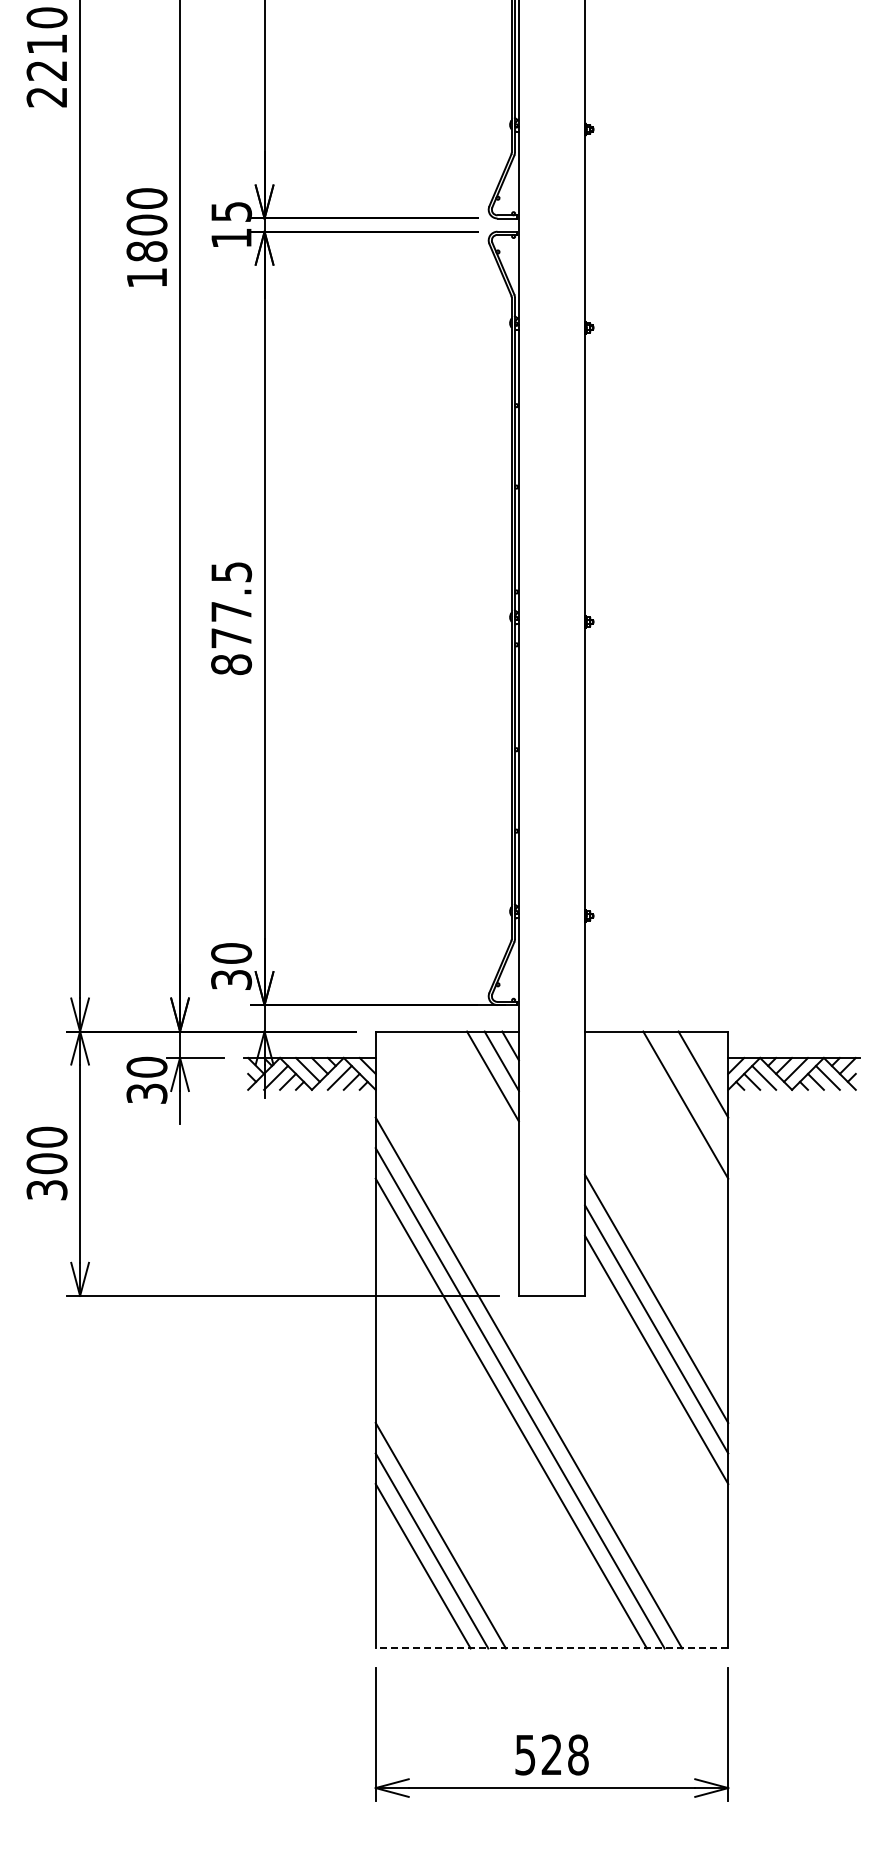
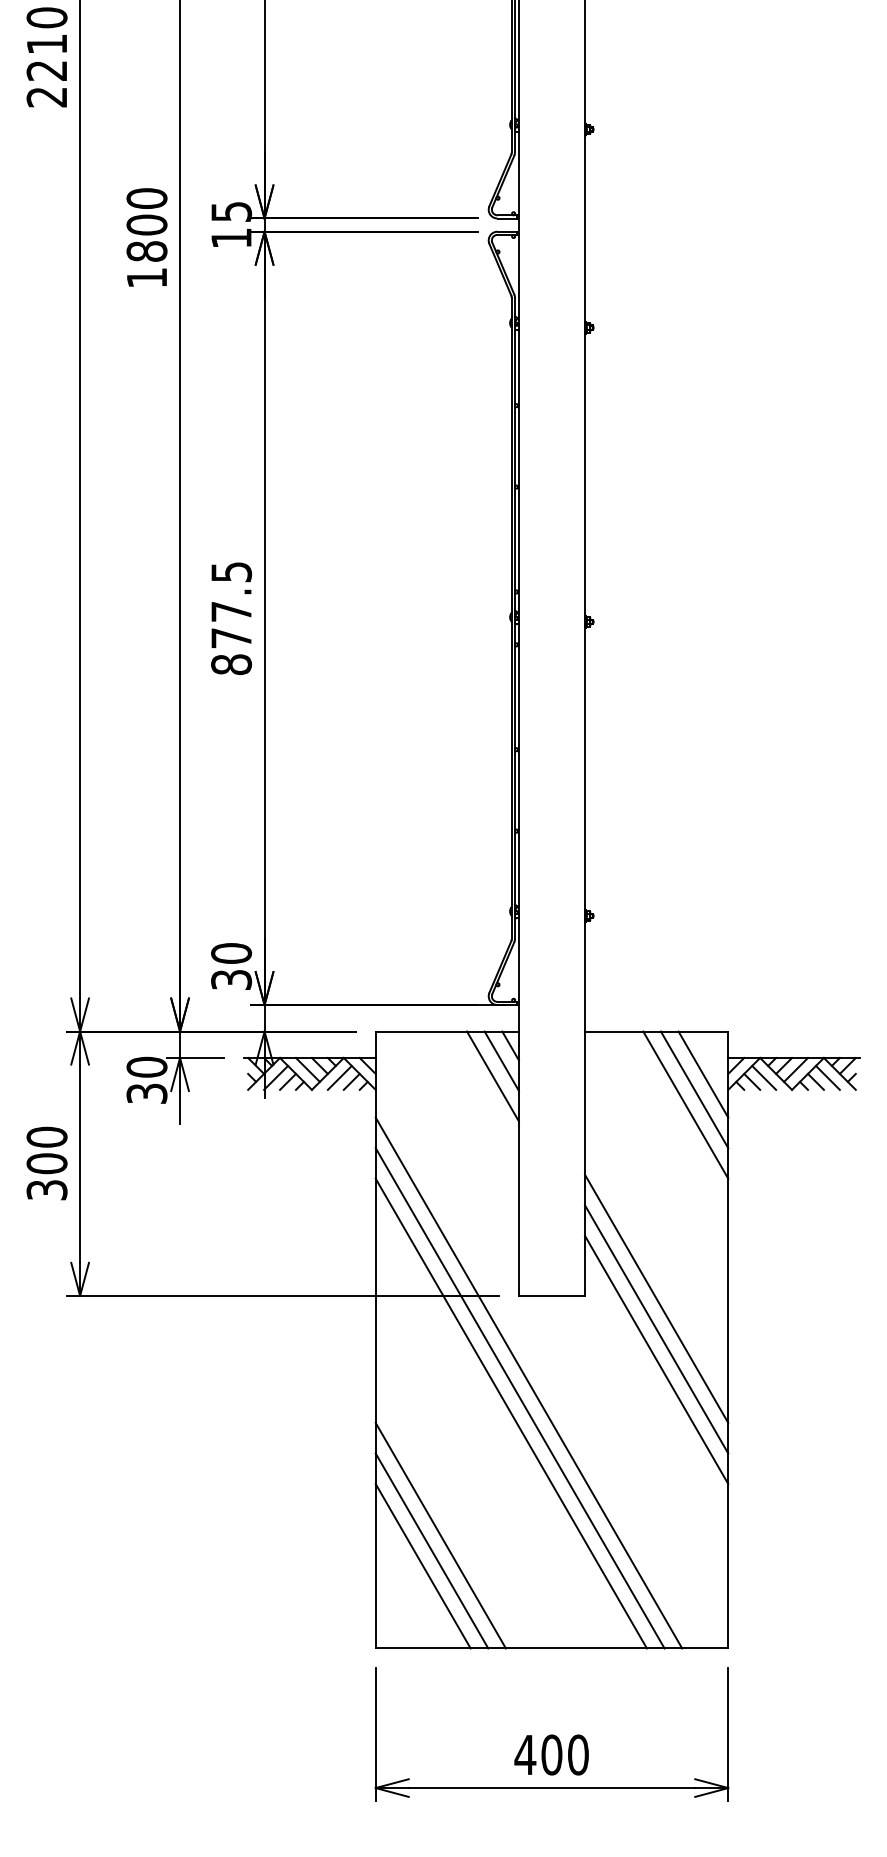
line: none -> present (694, 1089)
line: dashed -> solid (551, 1648)
text: 528 -> 400 (551, 1754)
